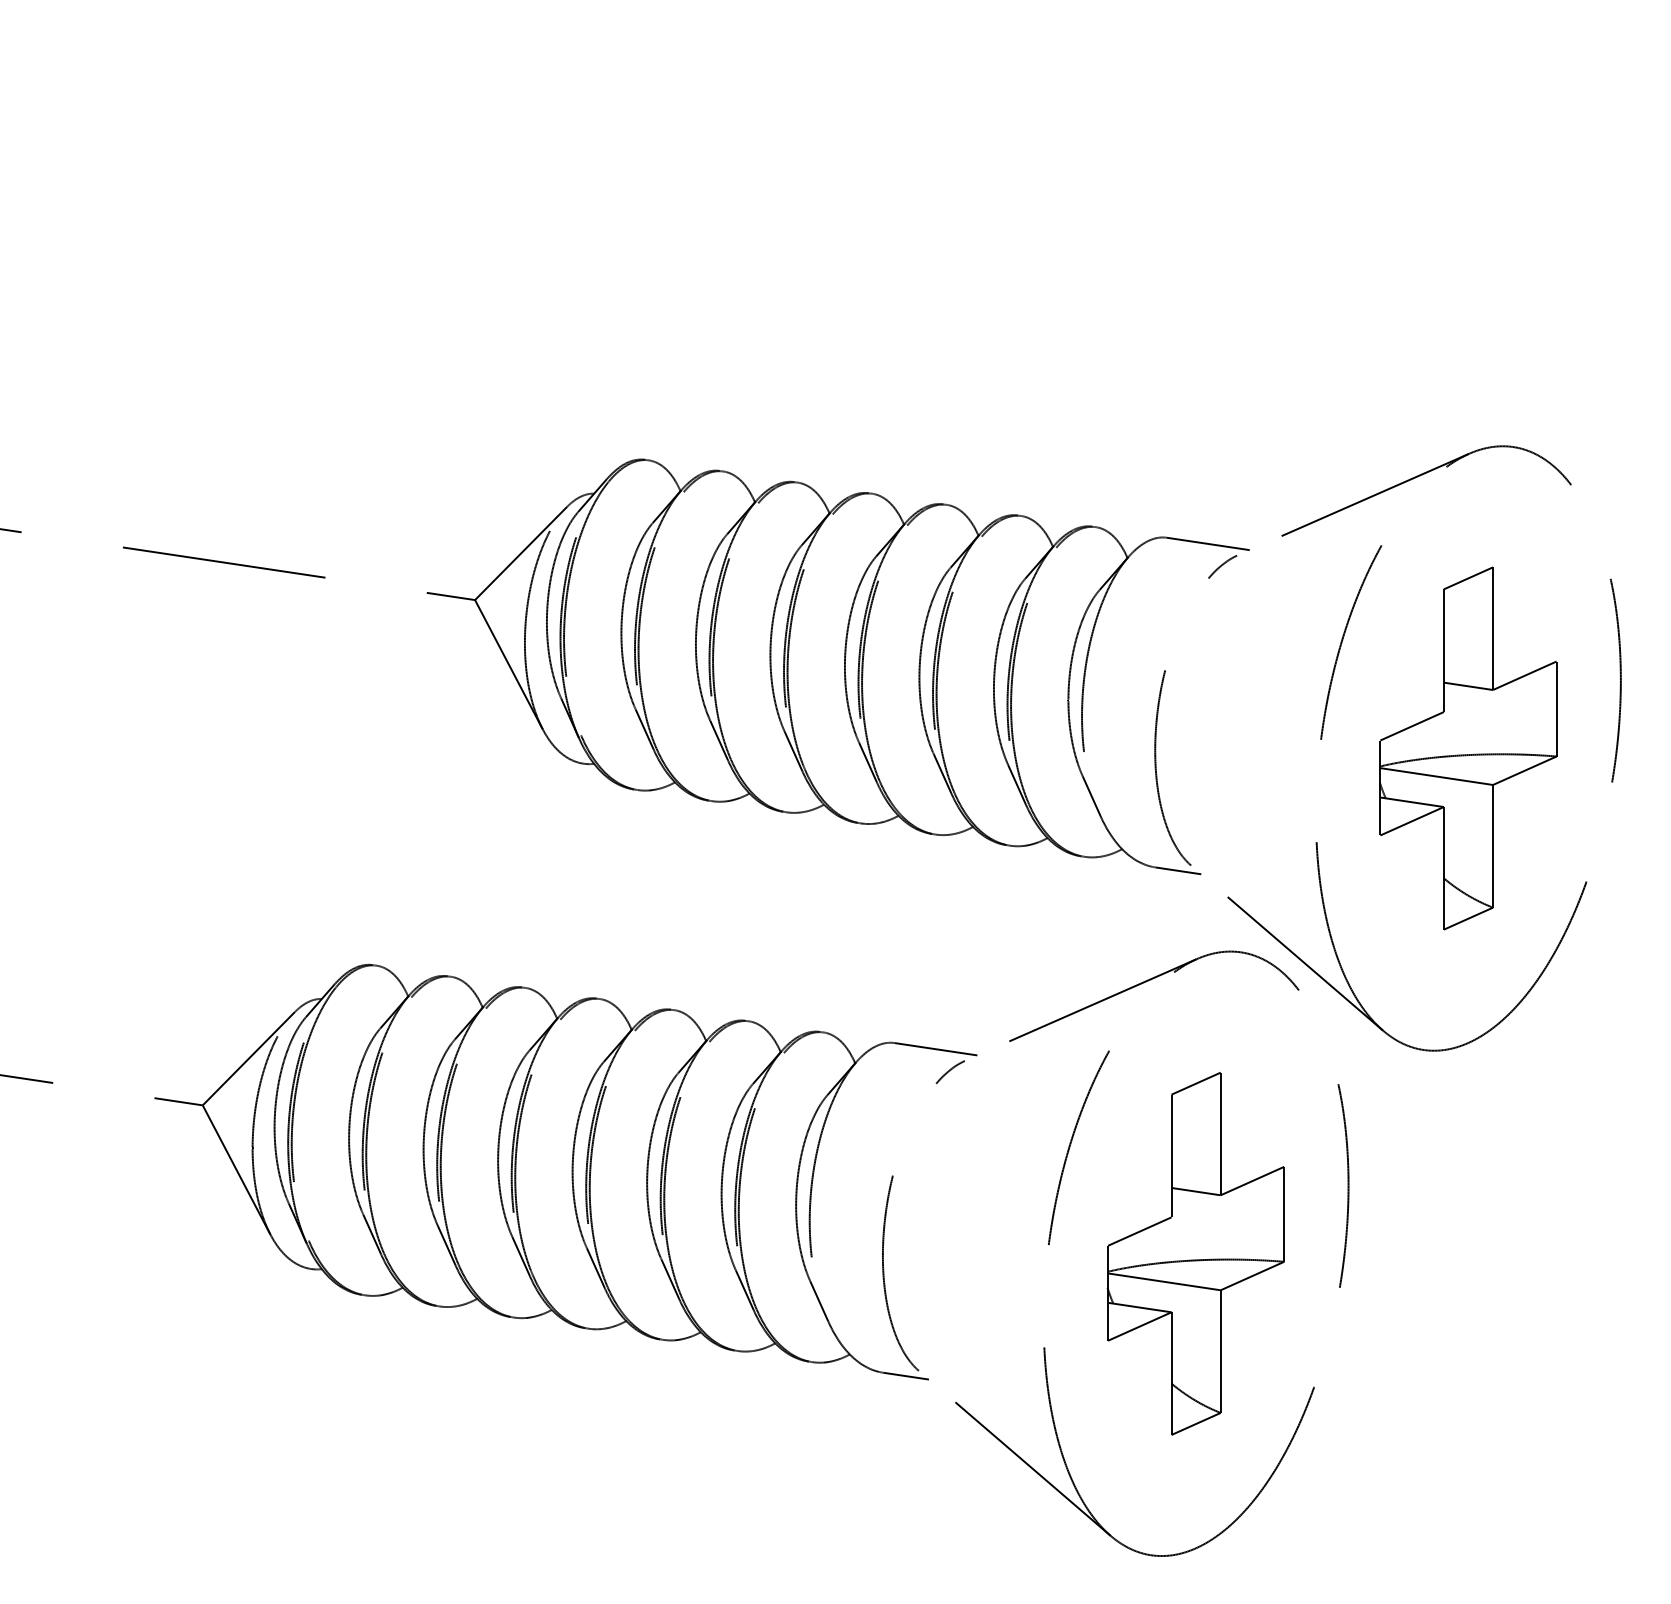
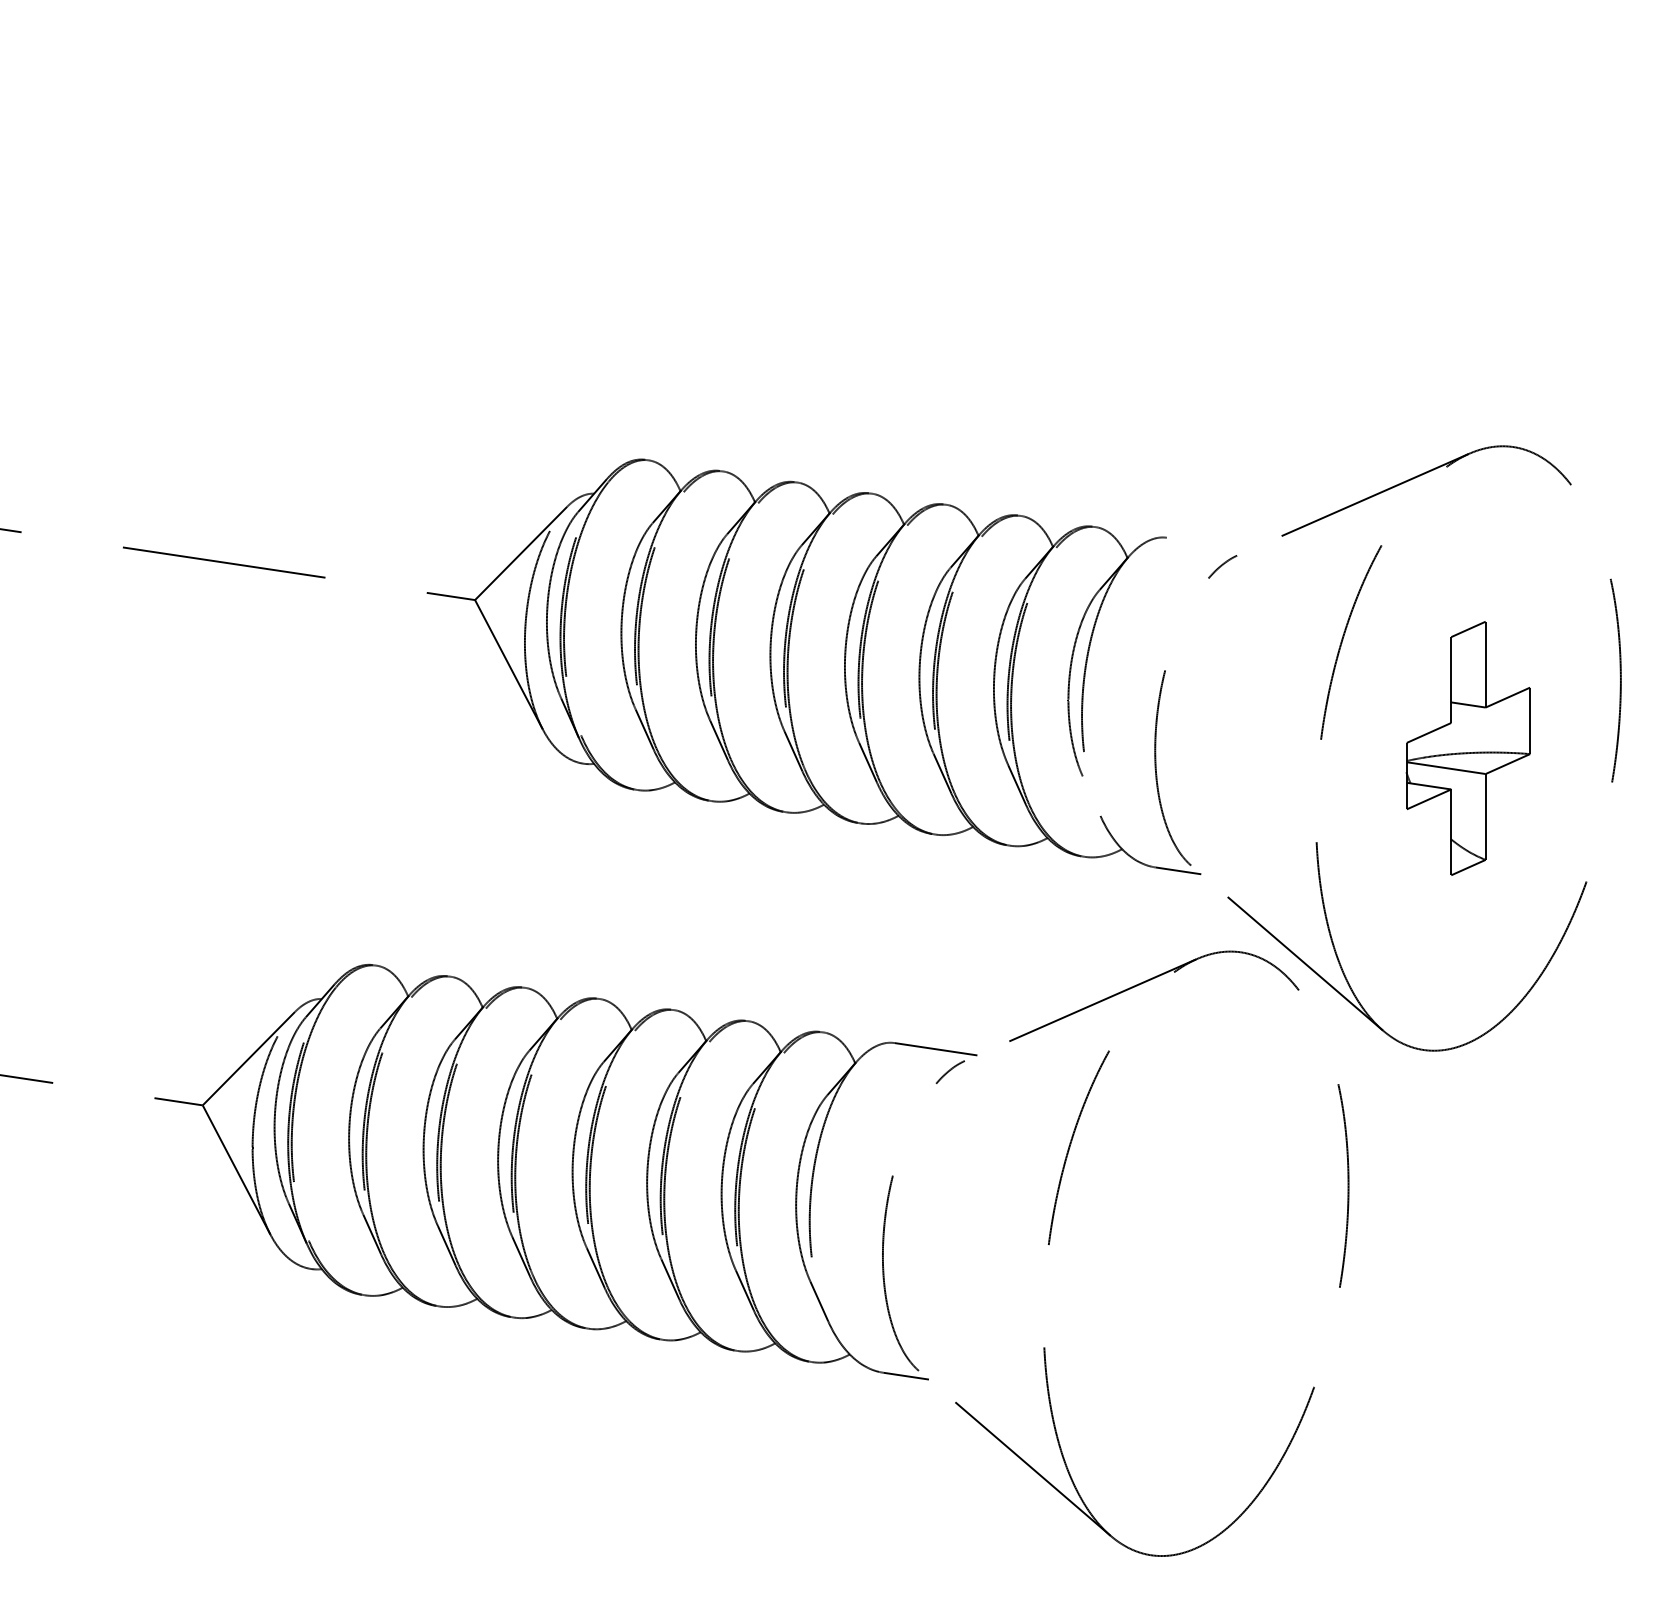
line: present -> none (1207, 543)
part size: 179x365 px -> 126x255 px (1467, 748)
line: present -> none (1091, 796)
part: present -> none (1195, 1253)
